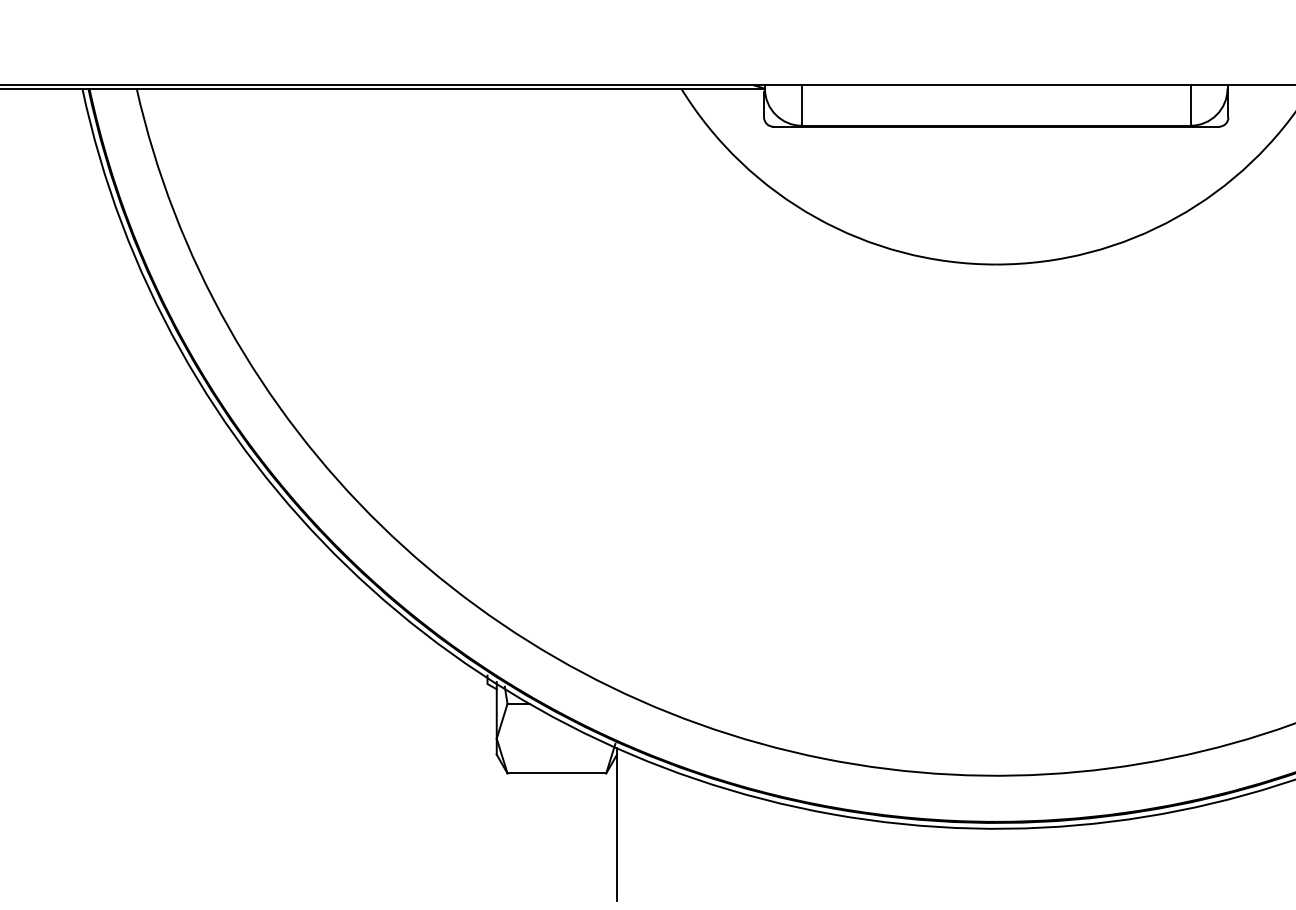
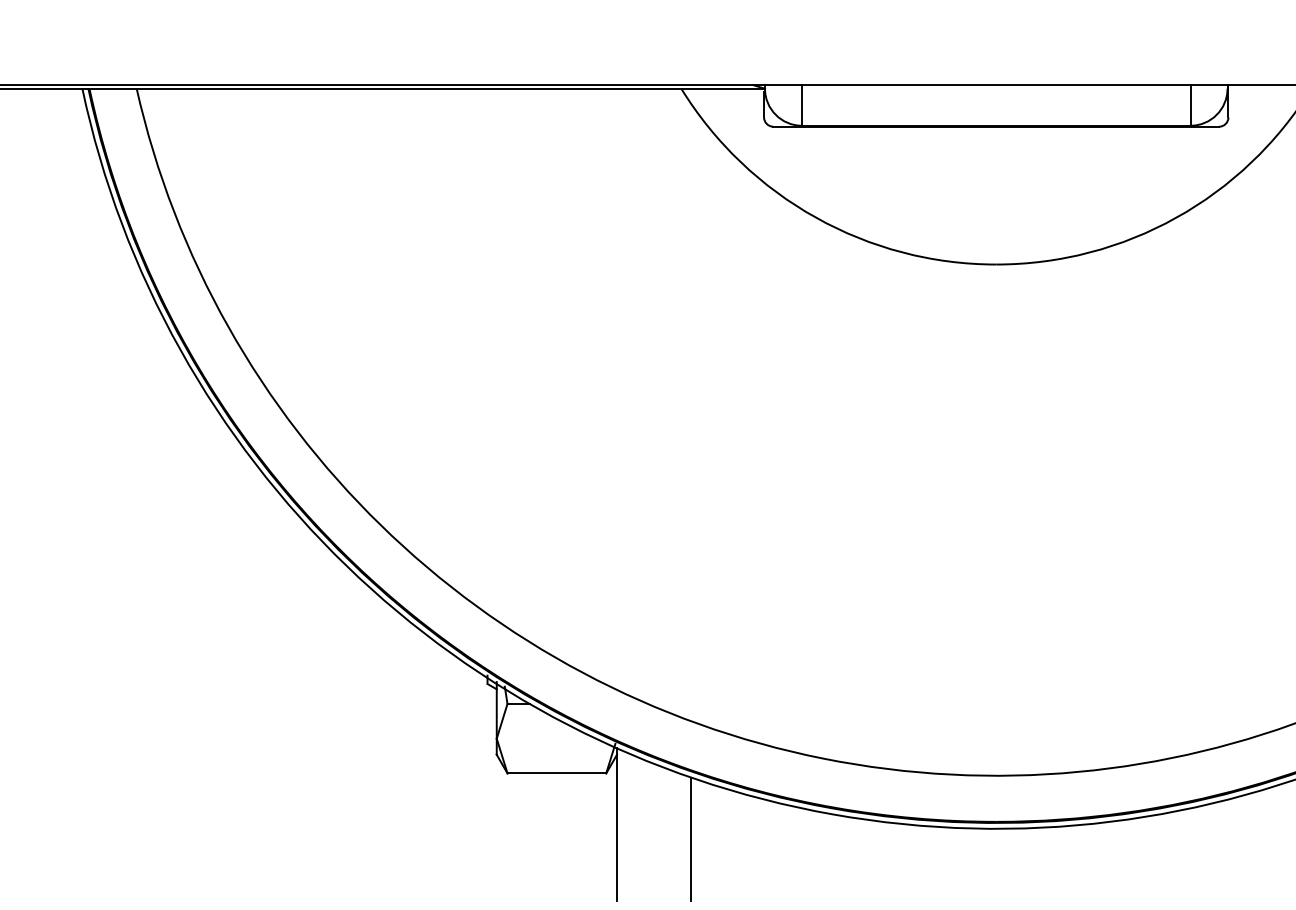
line: none -> present (691, 839)
